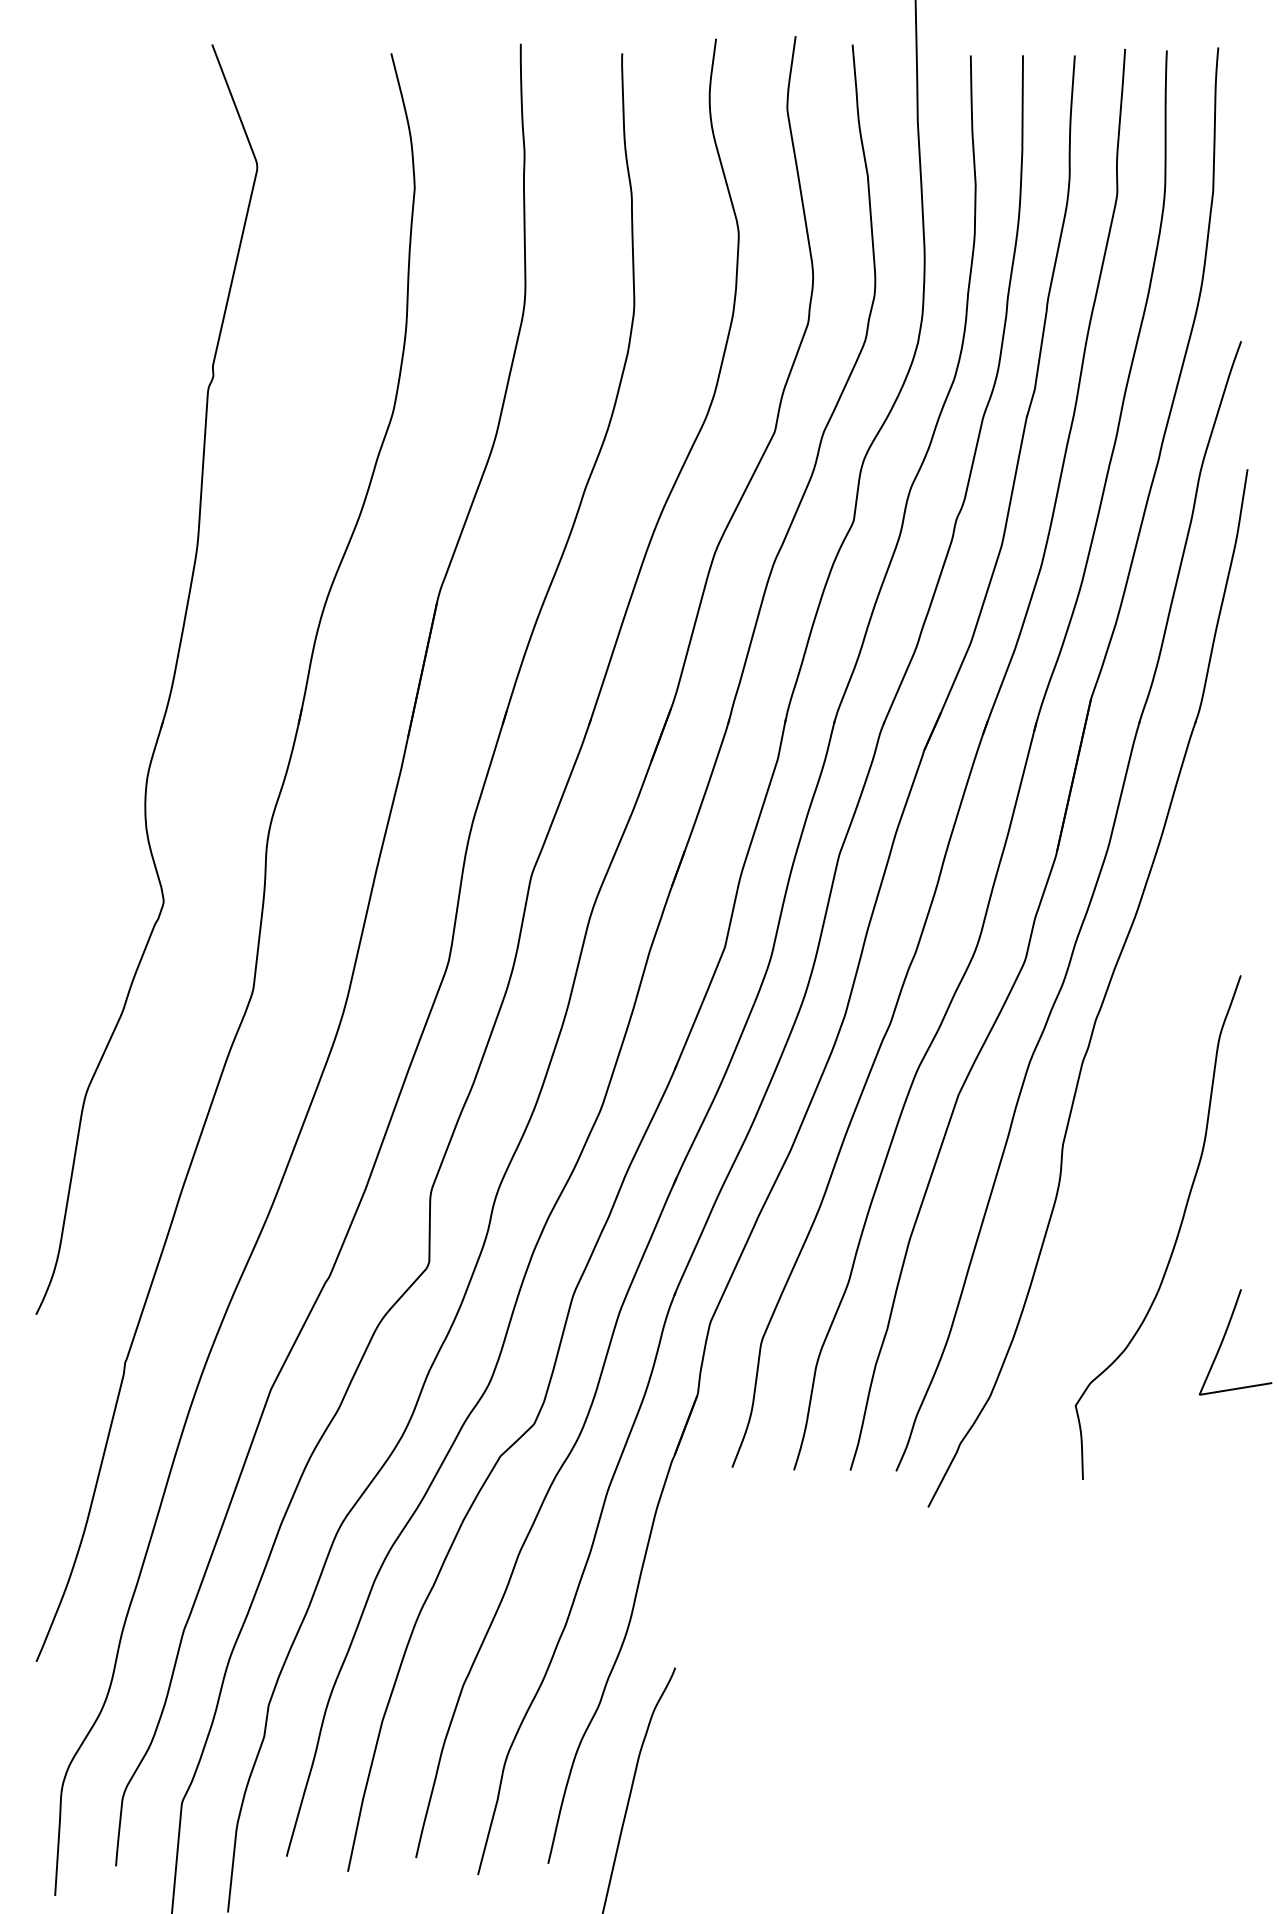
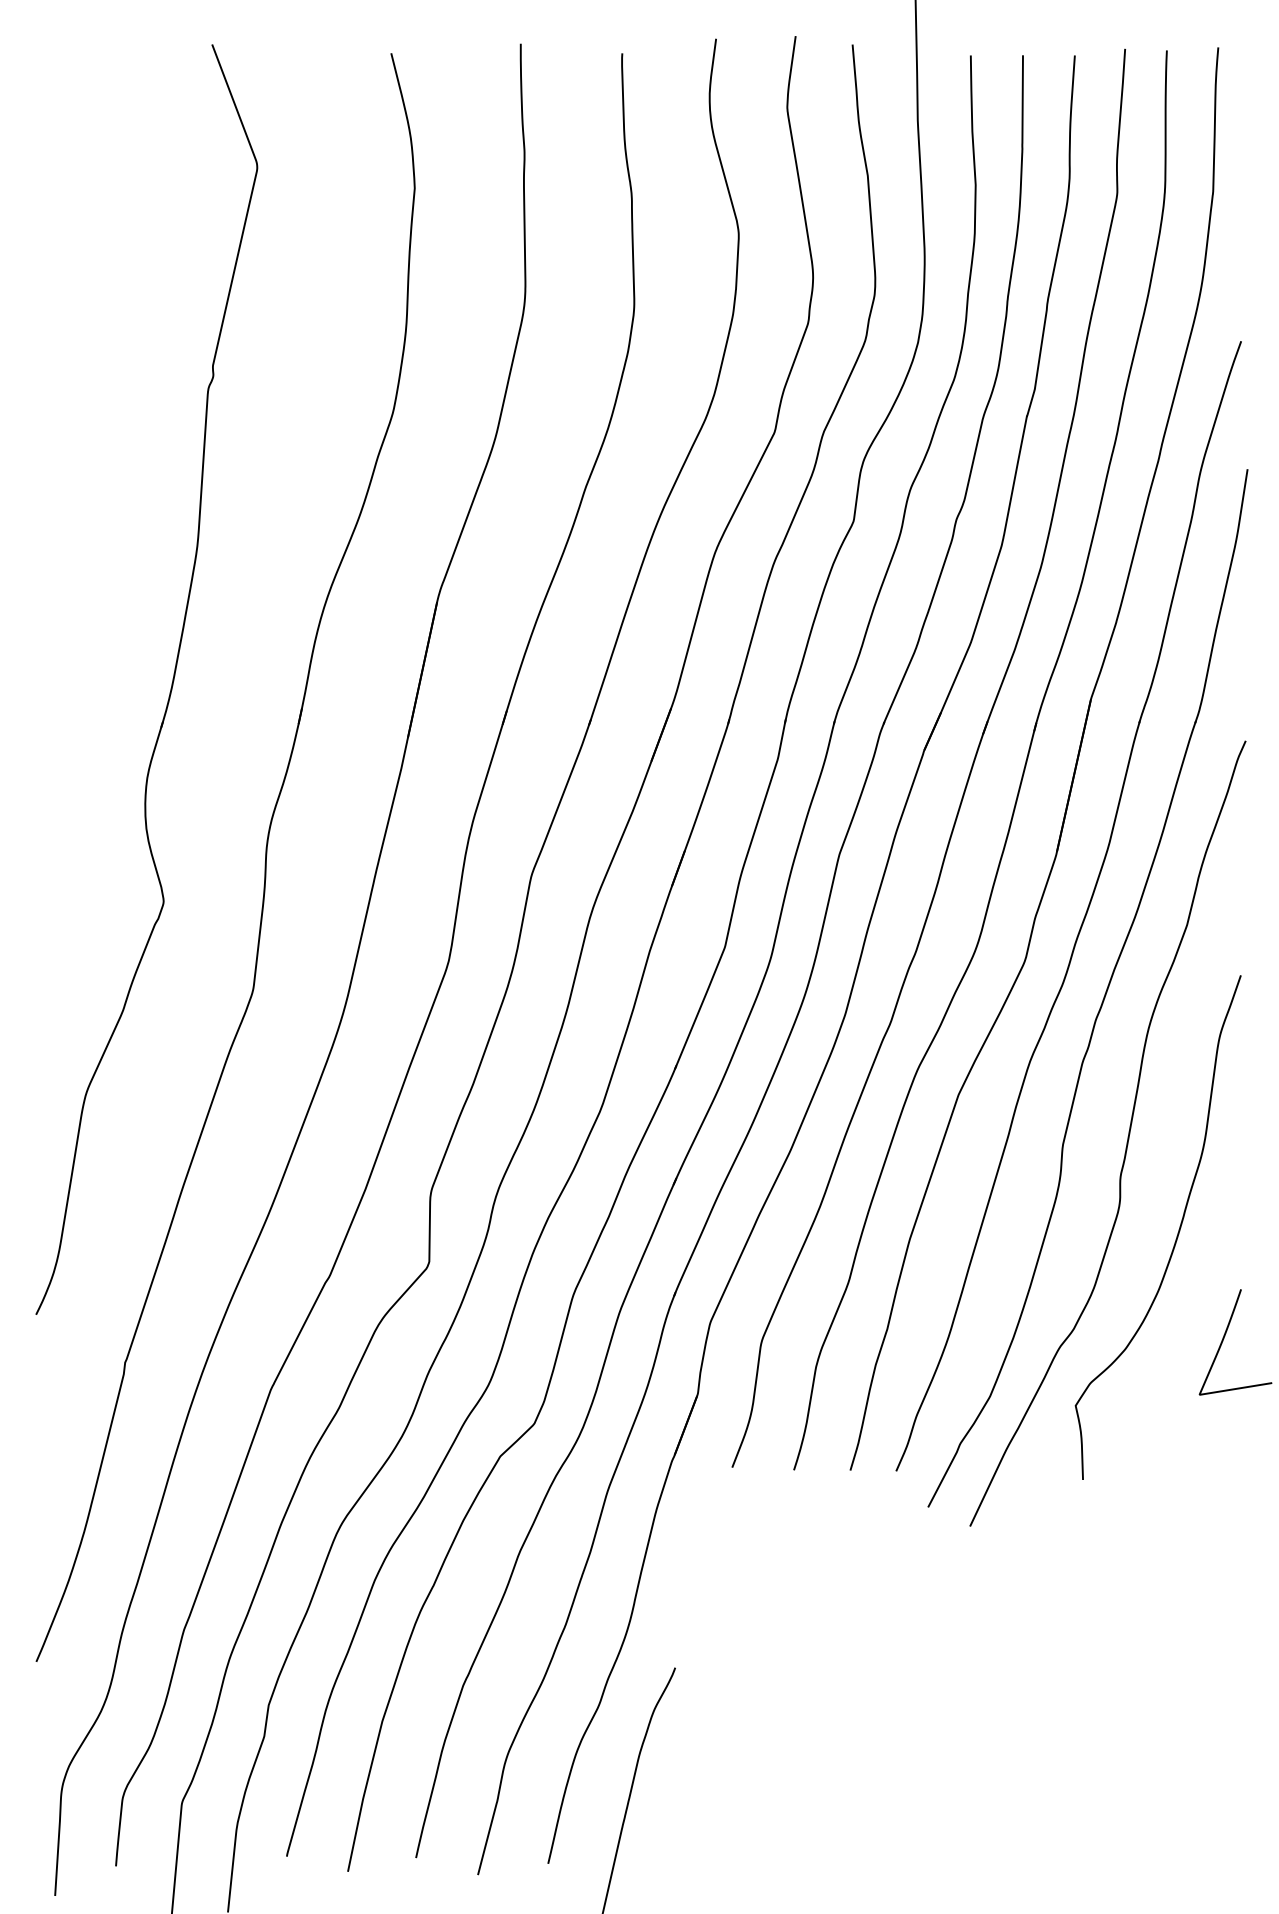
curve: none -> present (1127, 1136)
